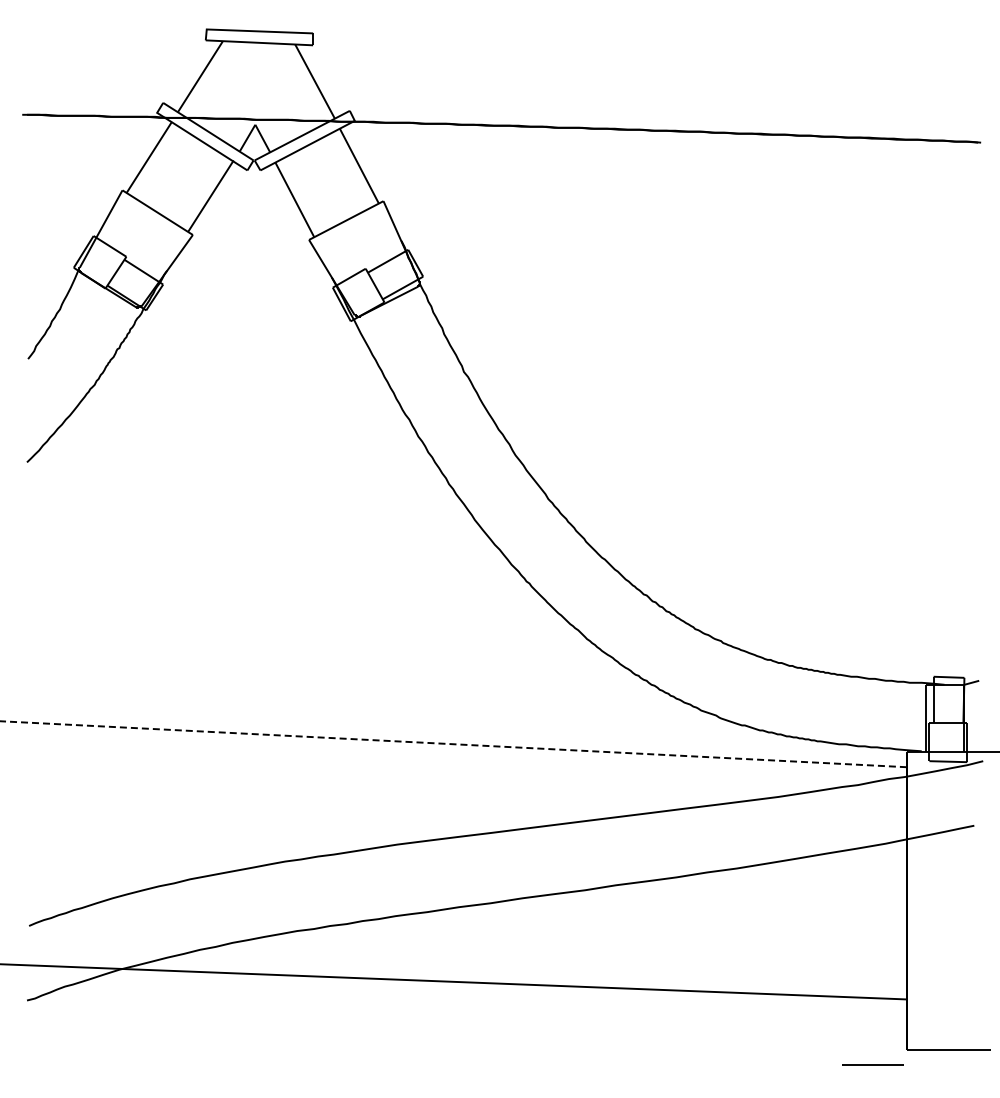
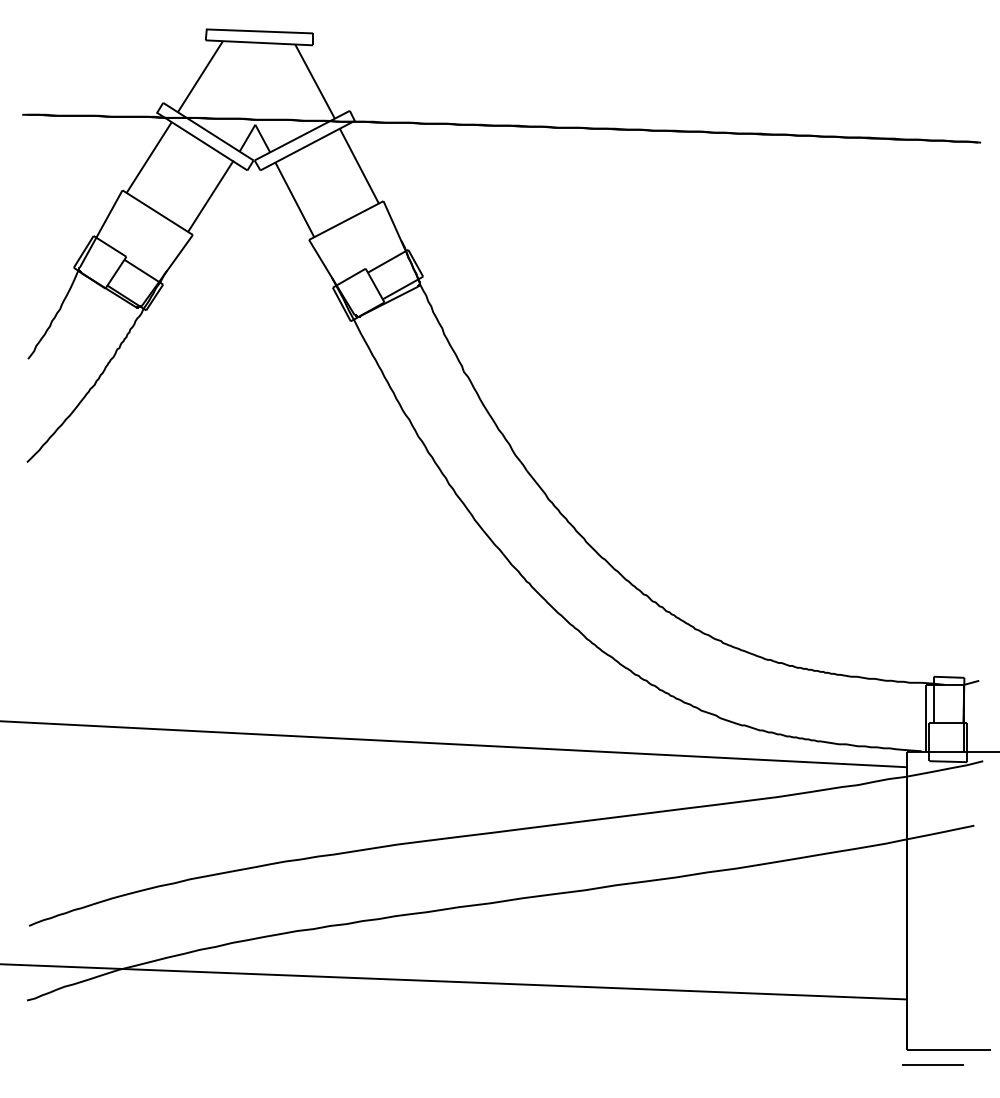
line: dashed -> solid (454, 744)
line position: (872, 1064) -> (932, 1064) (932, 1064)
